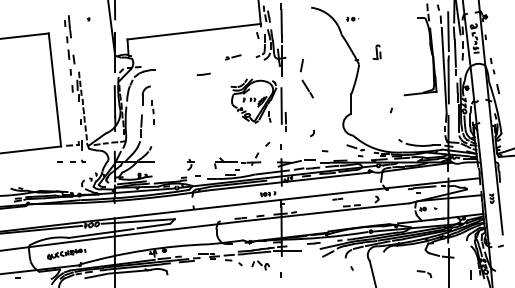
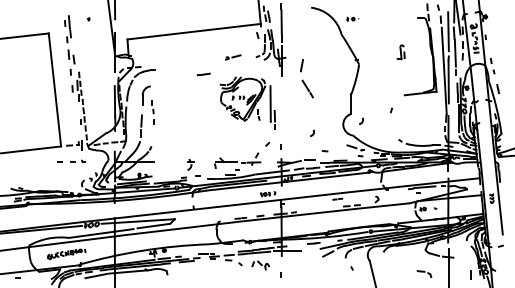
part position: (376, 52) -> (400, 52) (400, 52)
part position: (258, 104) -> (247, 102) (247, 102)
arc: none -> present (362, 120)
